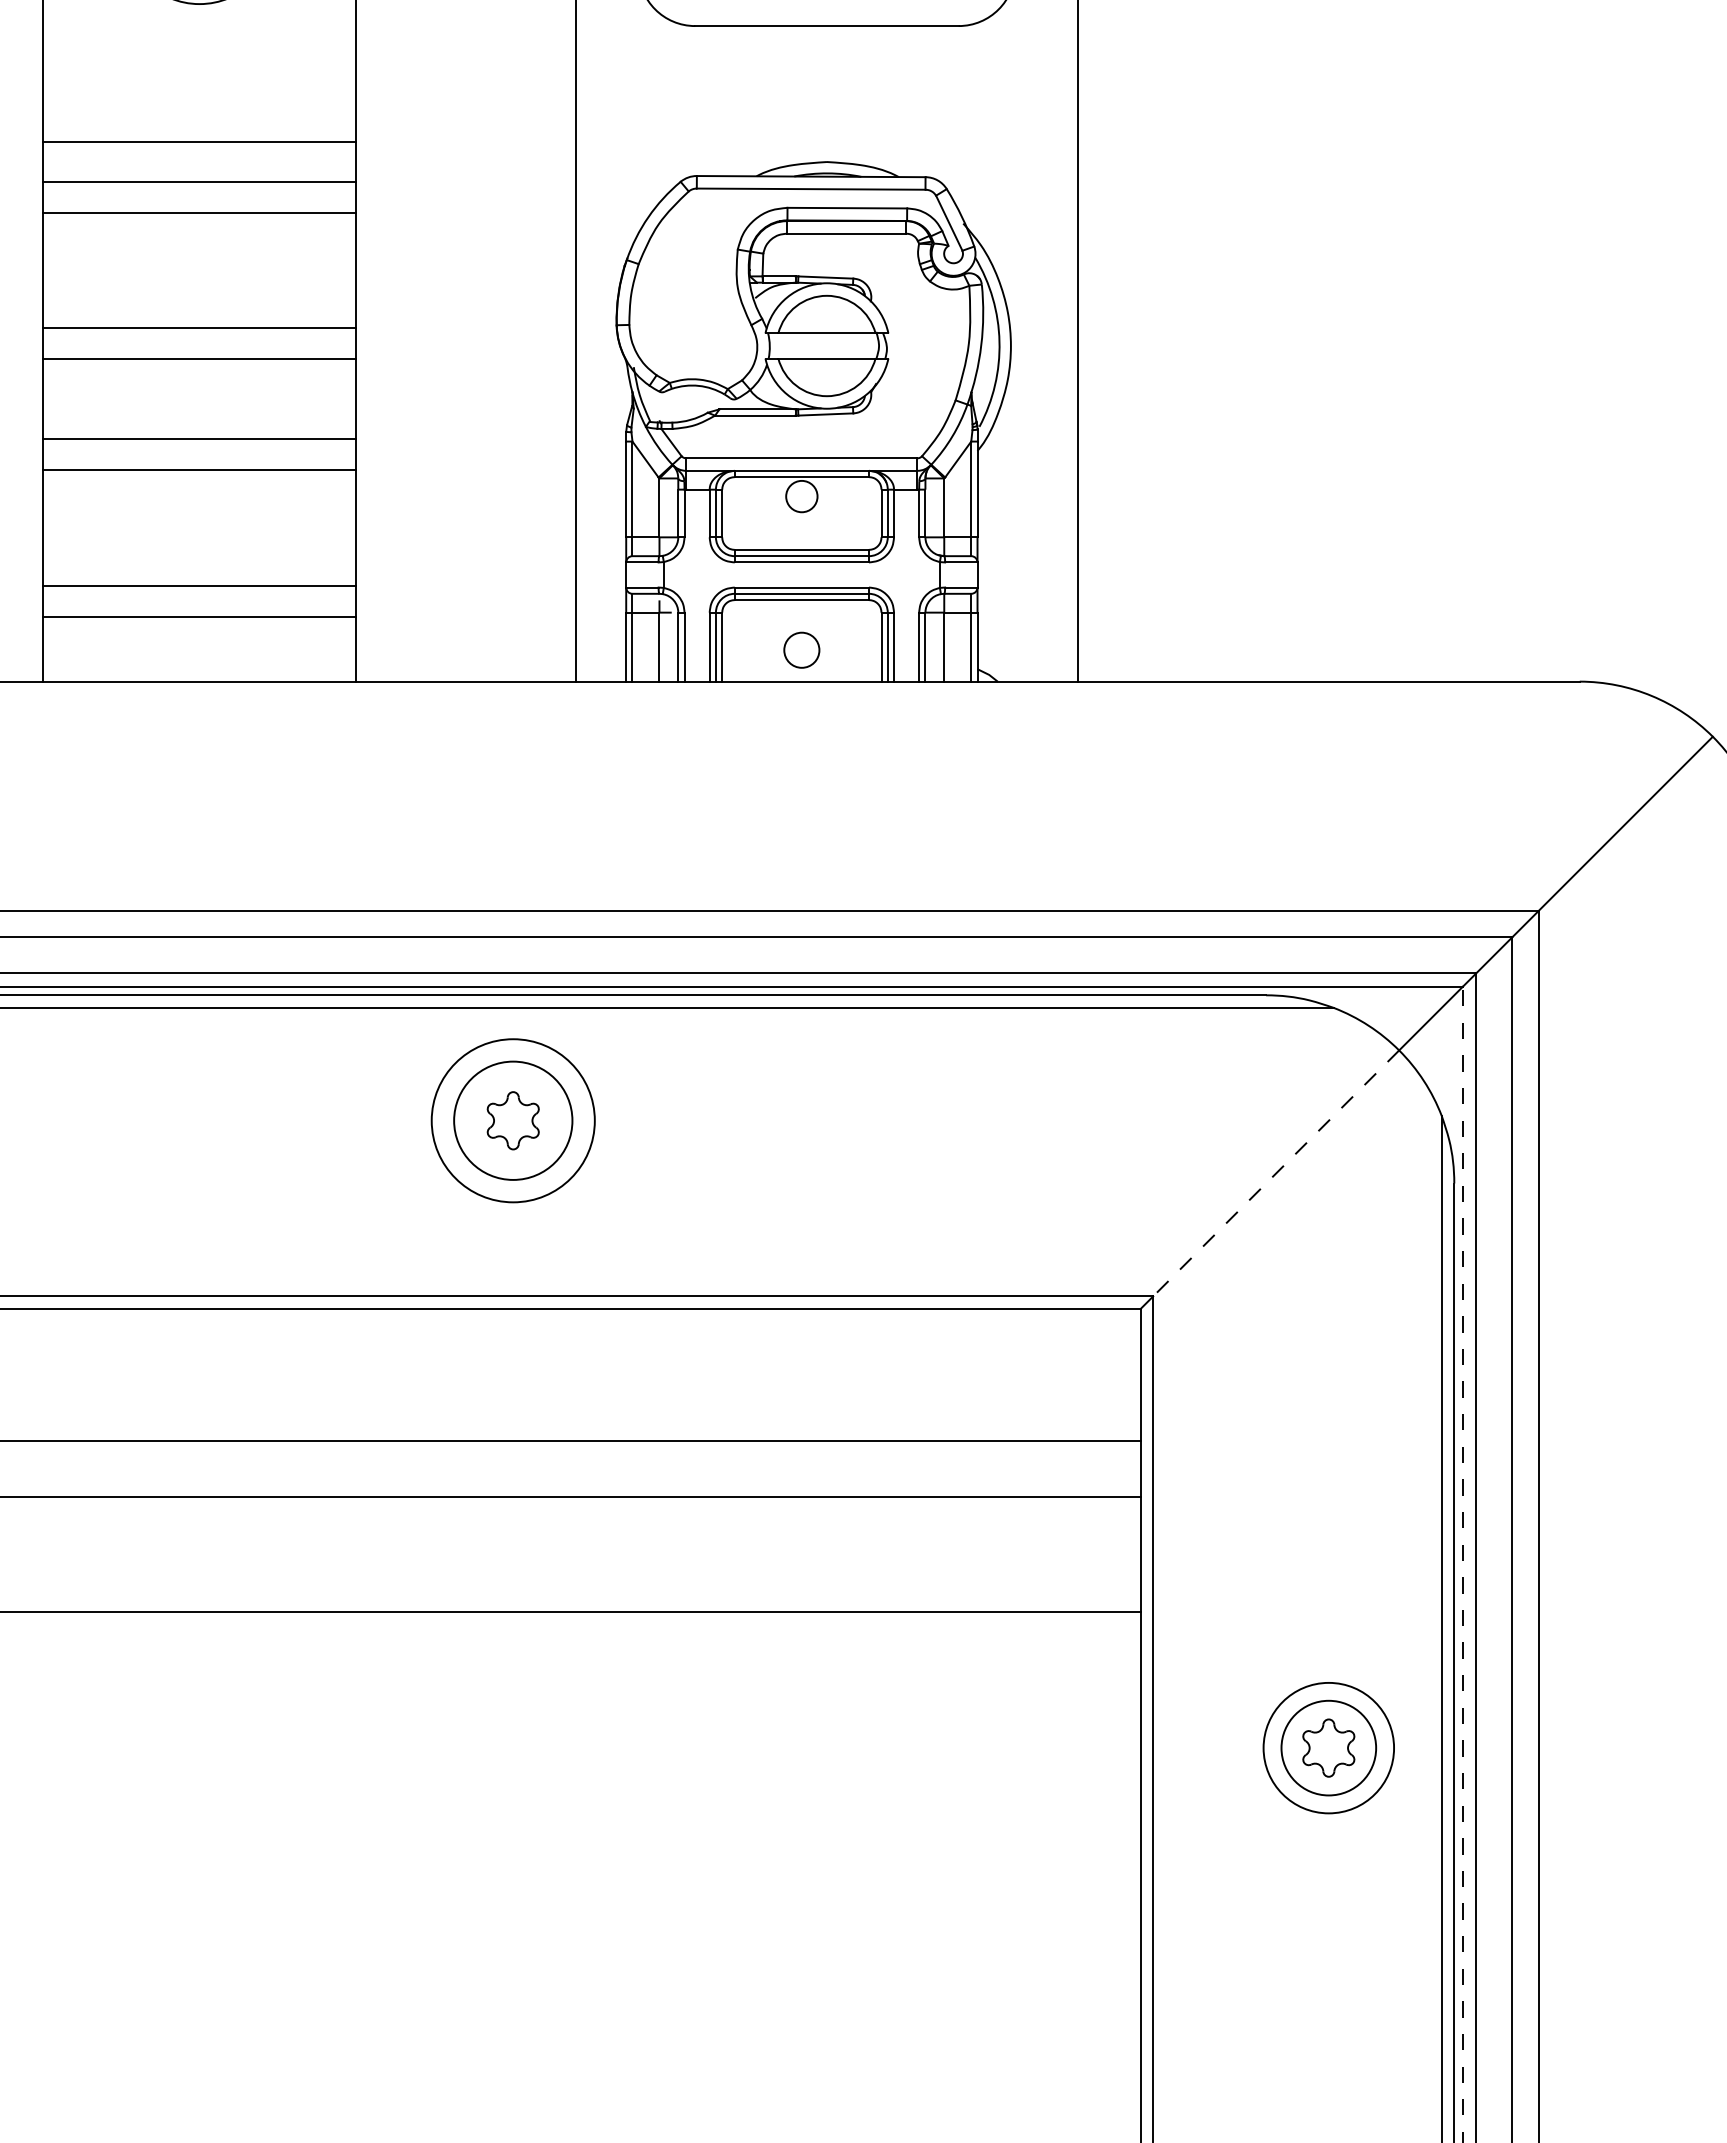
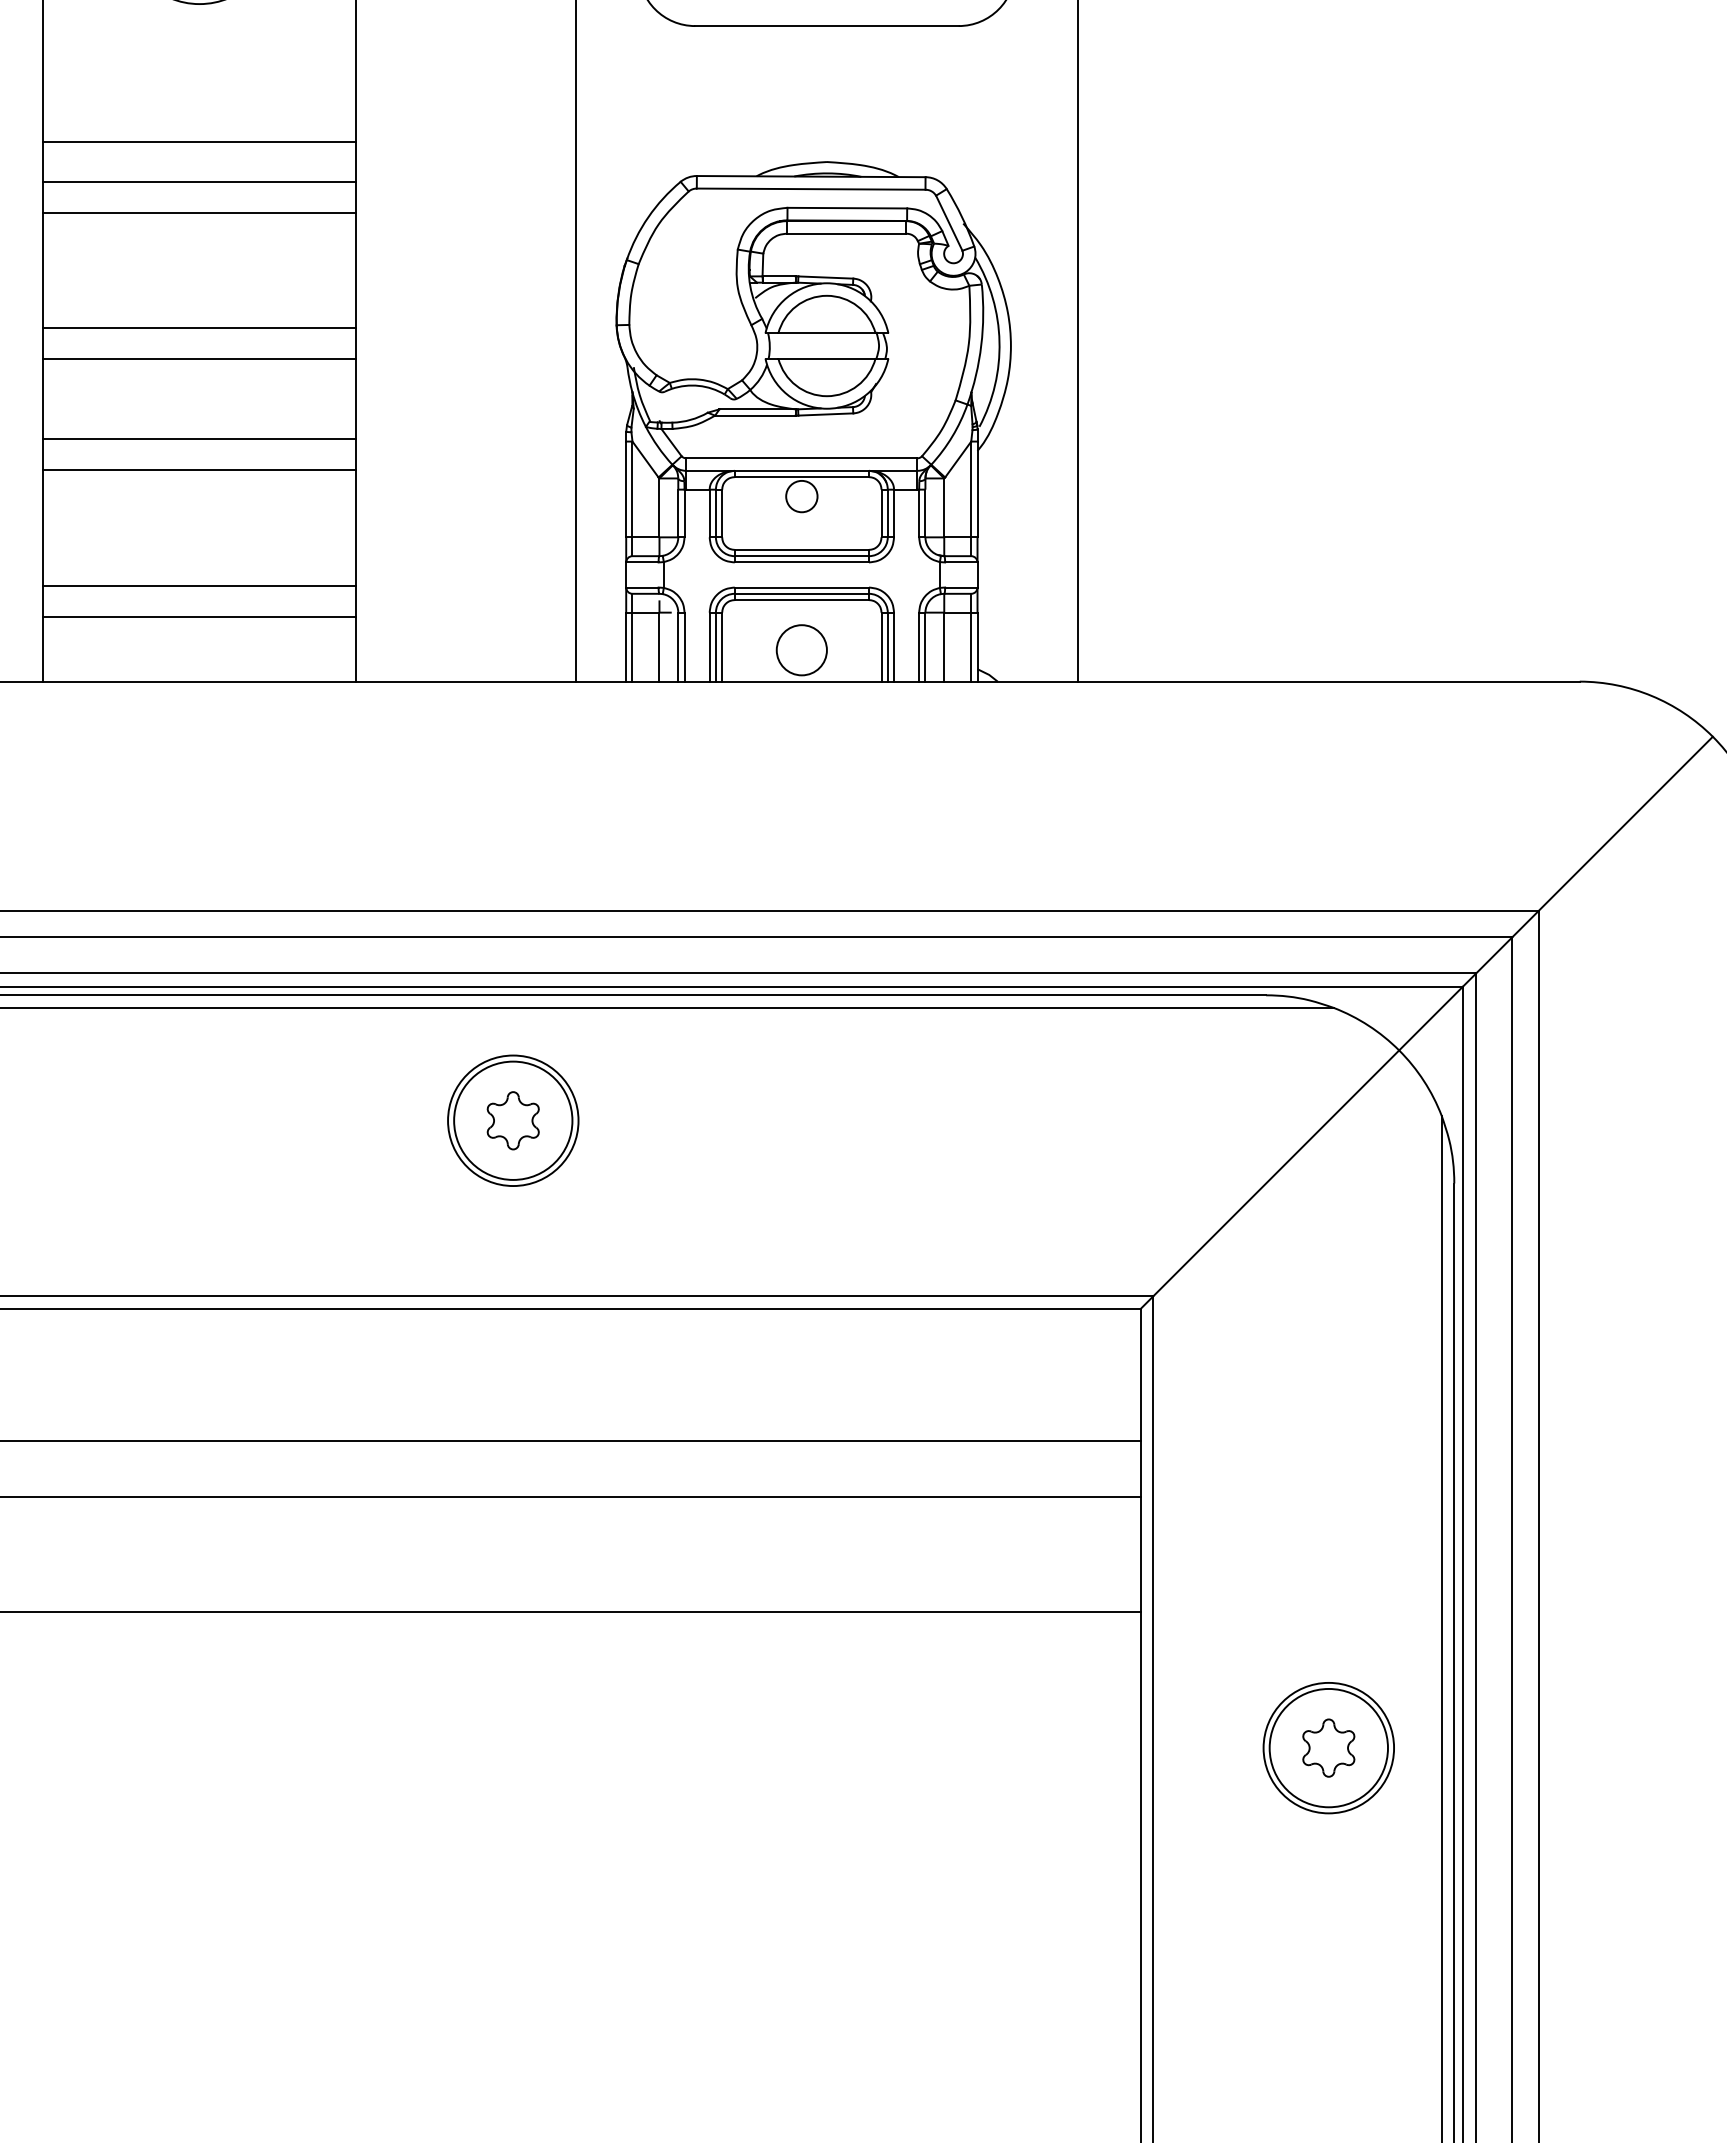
circle diameter: 35 px -> 50 px (801, 650)
circle diameter: 163 px -> 130 px (513, 1120)
line: dashed -> solid (1276, 1173)
line: dashed -> solid (1462, 1564)
circle diameter: 95 px -> 118 px (1328, 1747)
